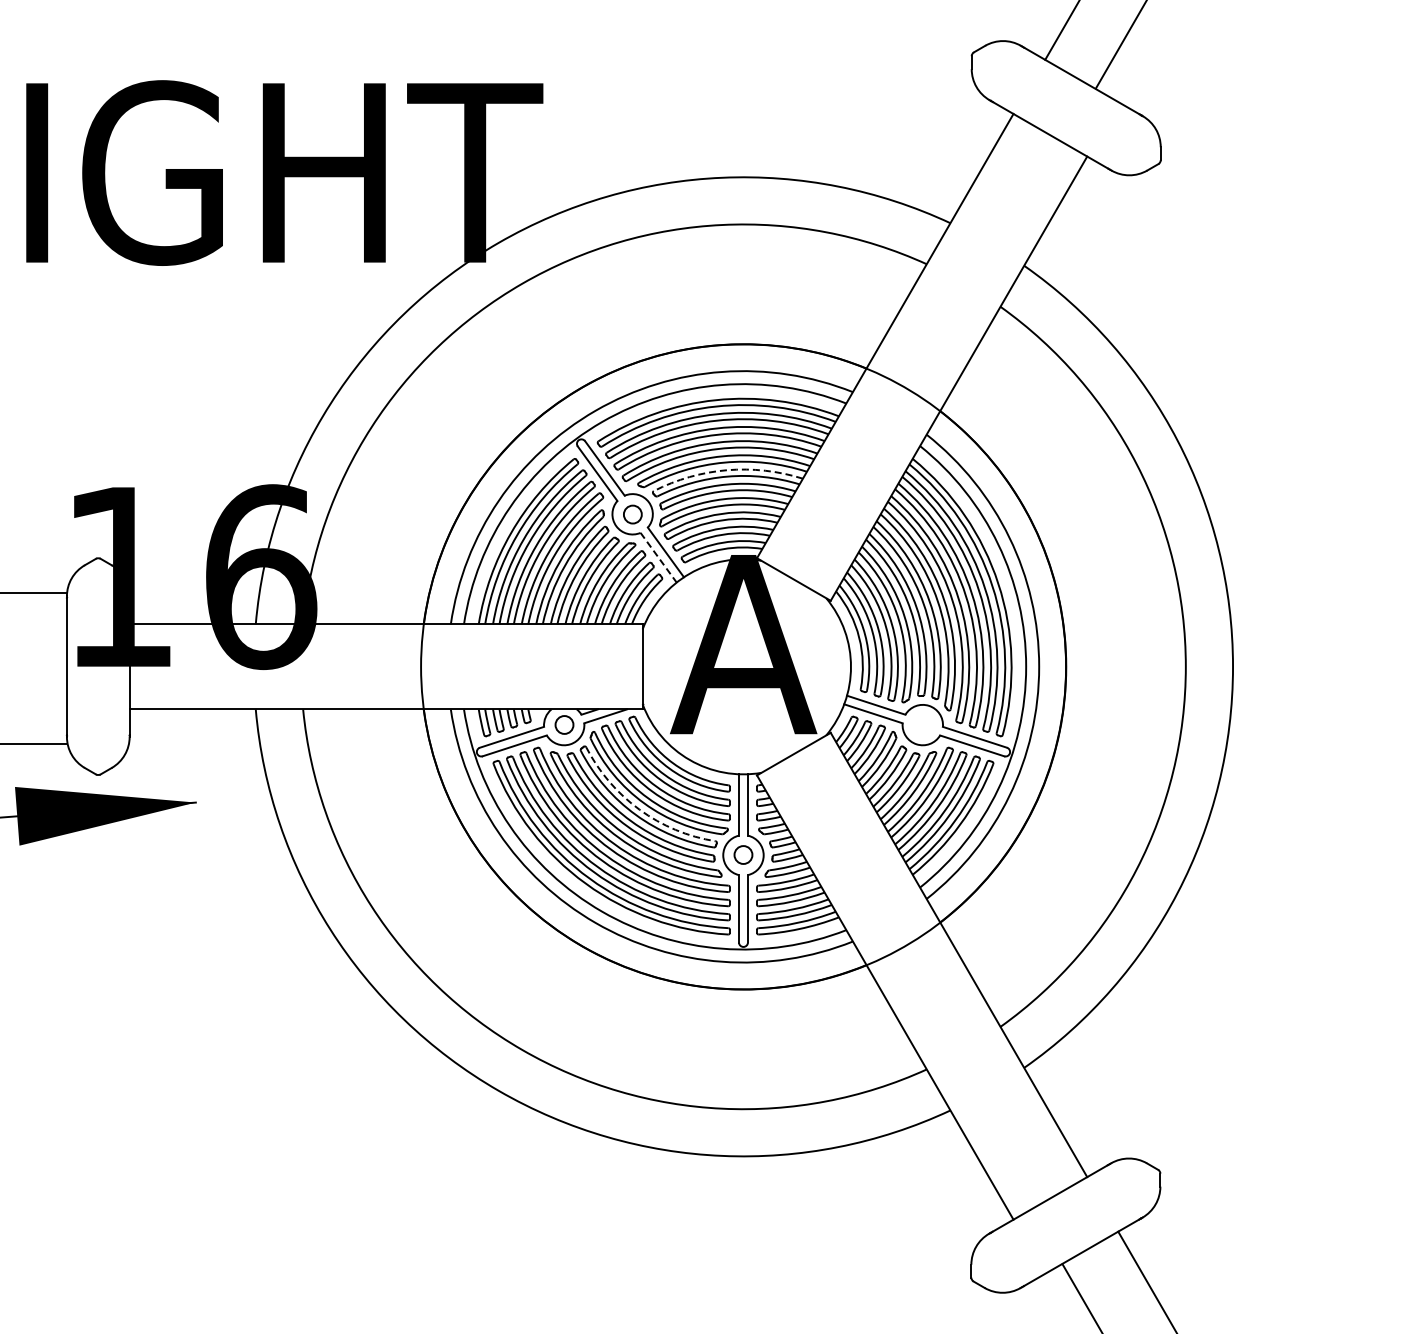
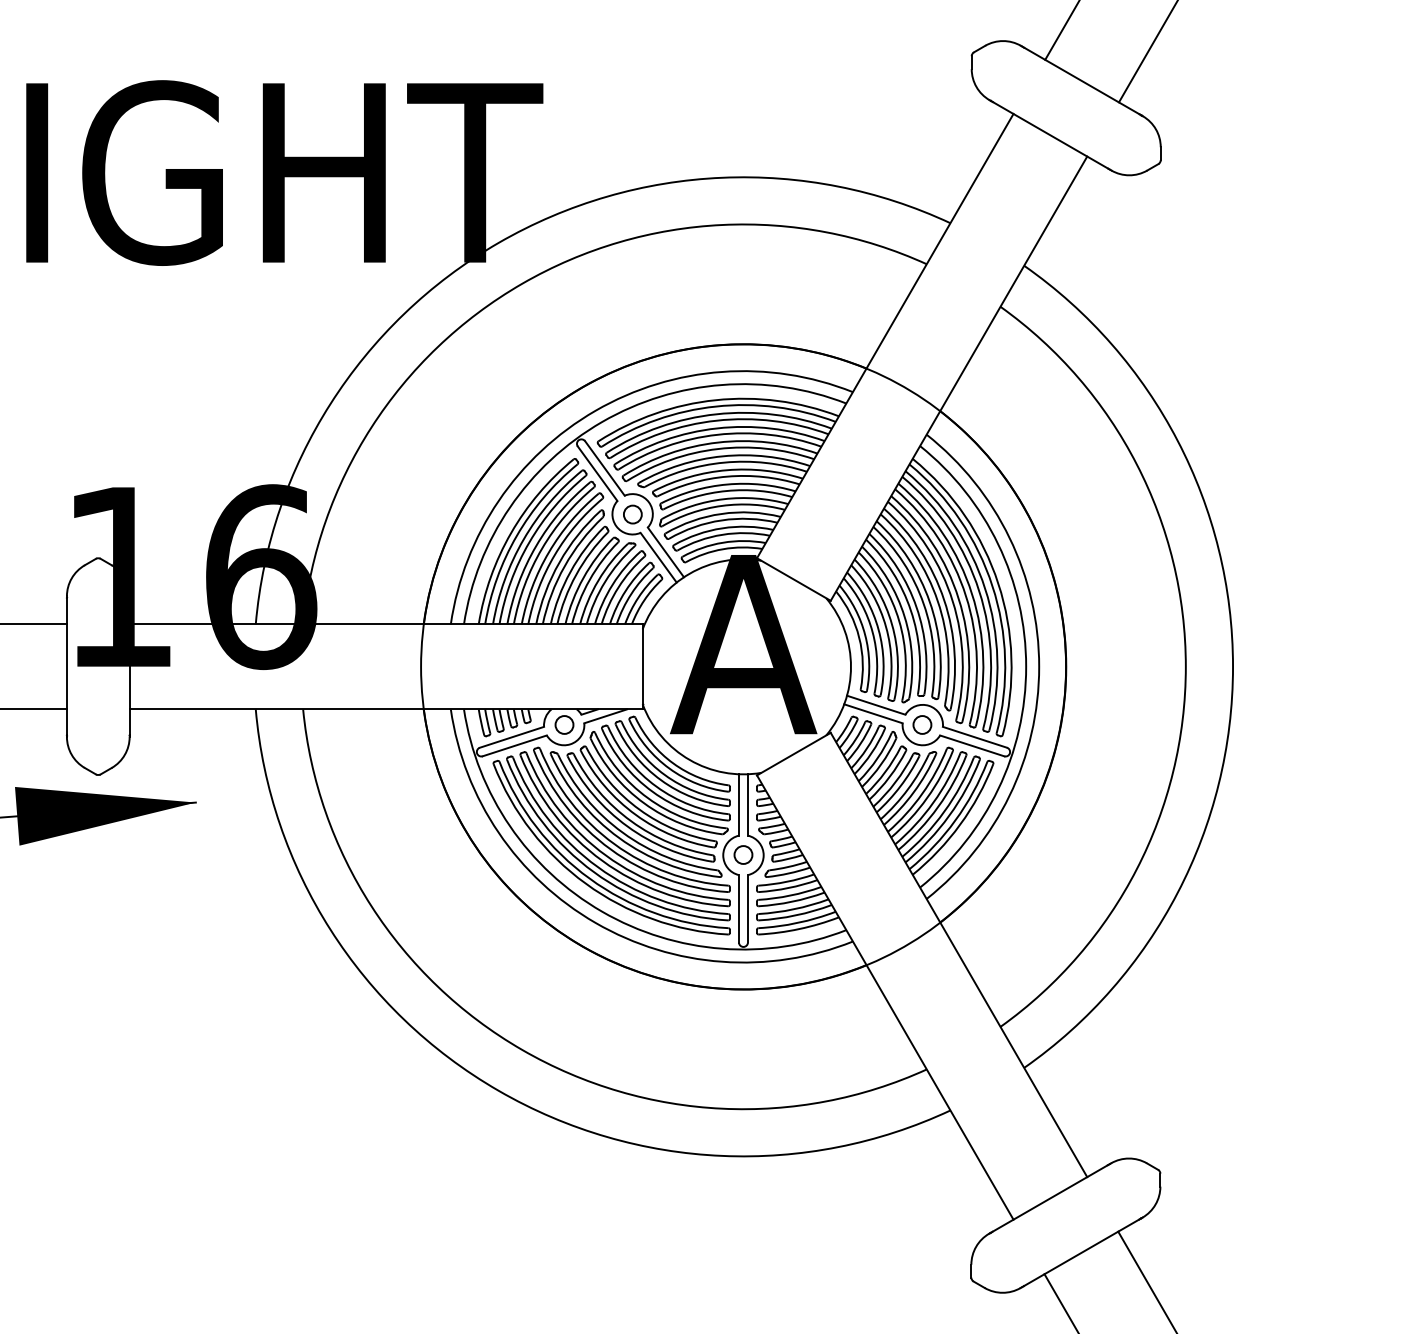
line position: (1120, 45) -> (1147, 52) (1147, 52)
arc: dashed -> solid (727, 470)
line: dashed -> solid (658, 557)
line position: (34, 593) -> (34, 624) (34, 624)
circle: none -> present (922, 724)
line position: (34, 744) -> (34, 709) (34, 709)
arc: dashed -> solid (639, 809)
line position: (1081, 1297) -> (1060, 1302) (1060, 1302)
